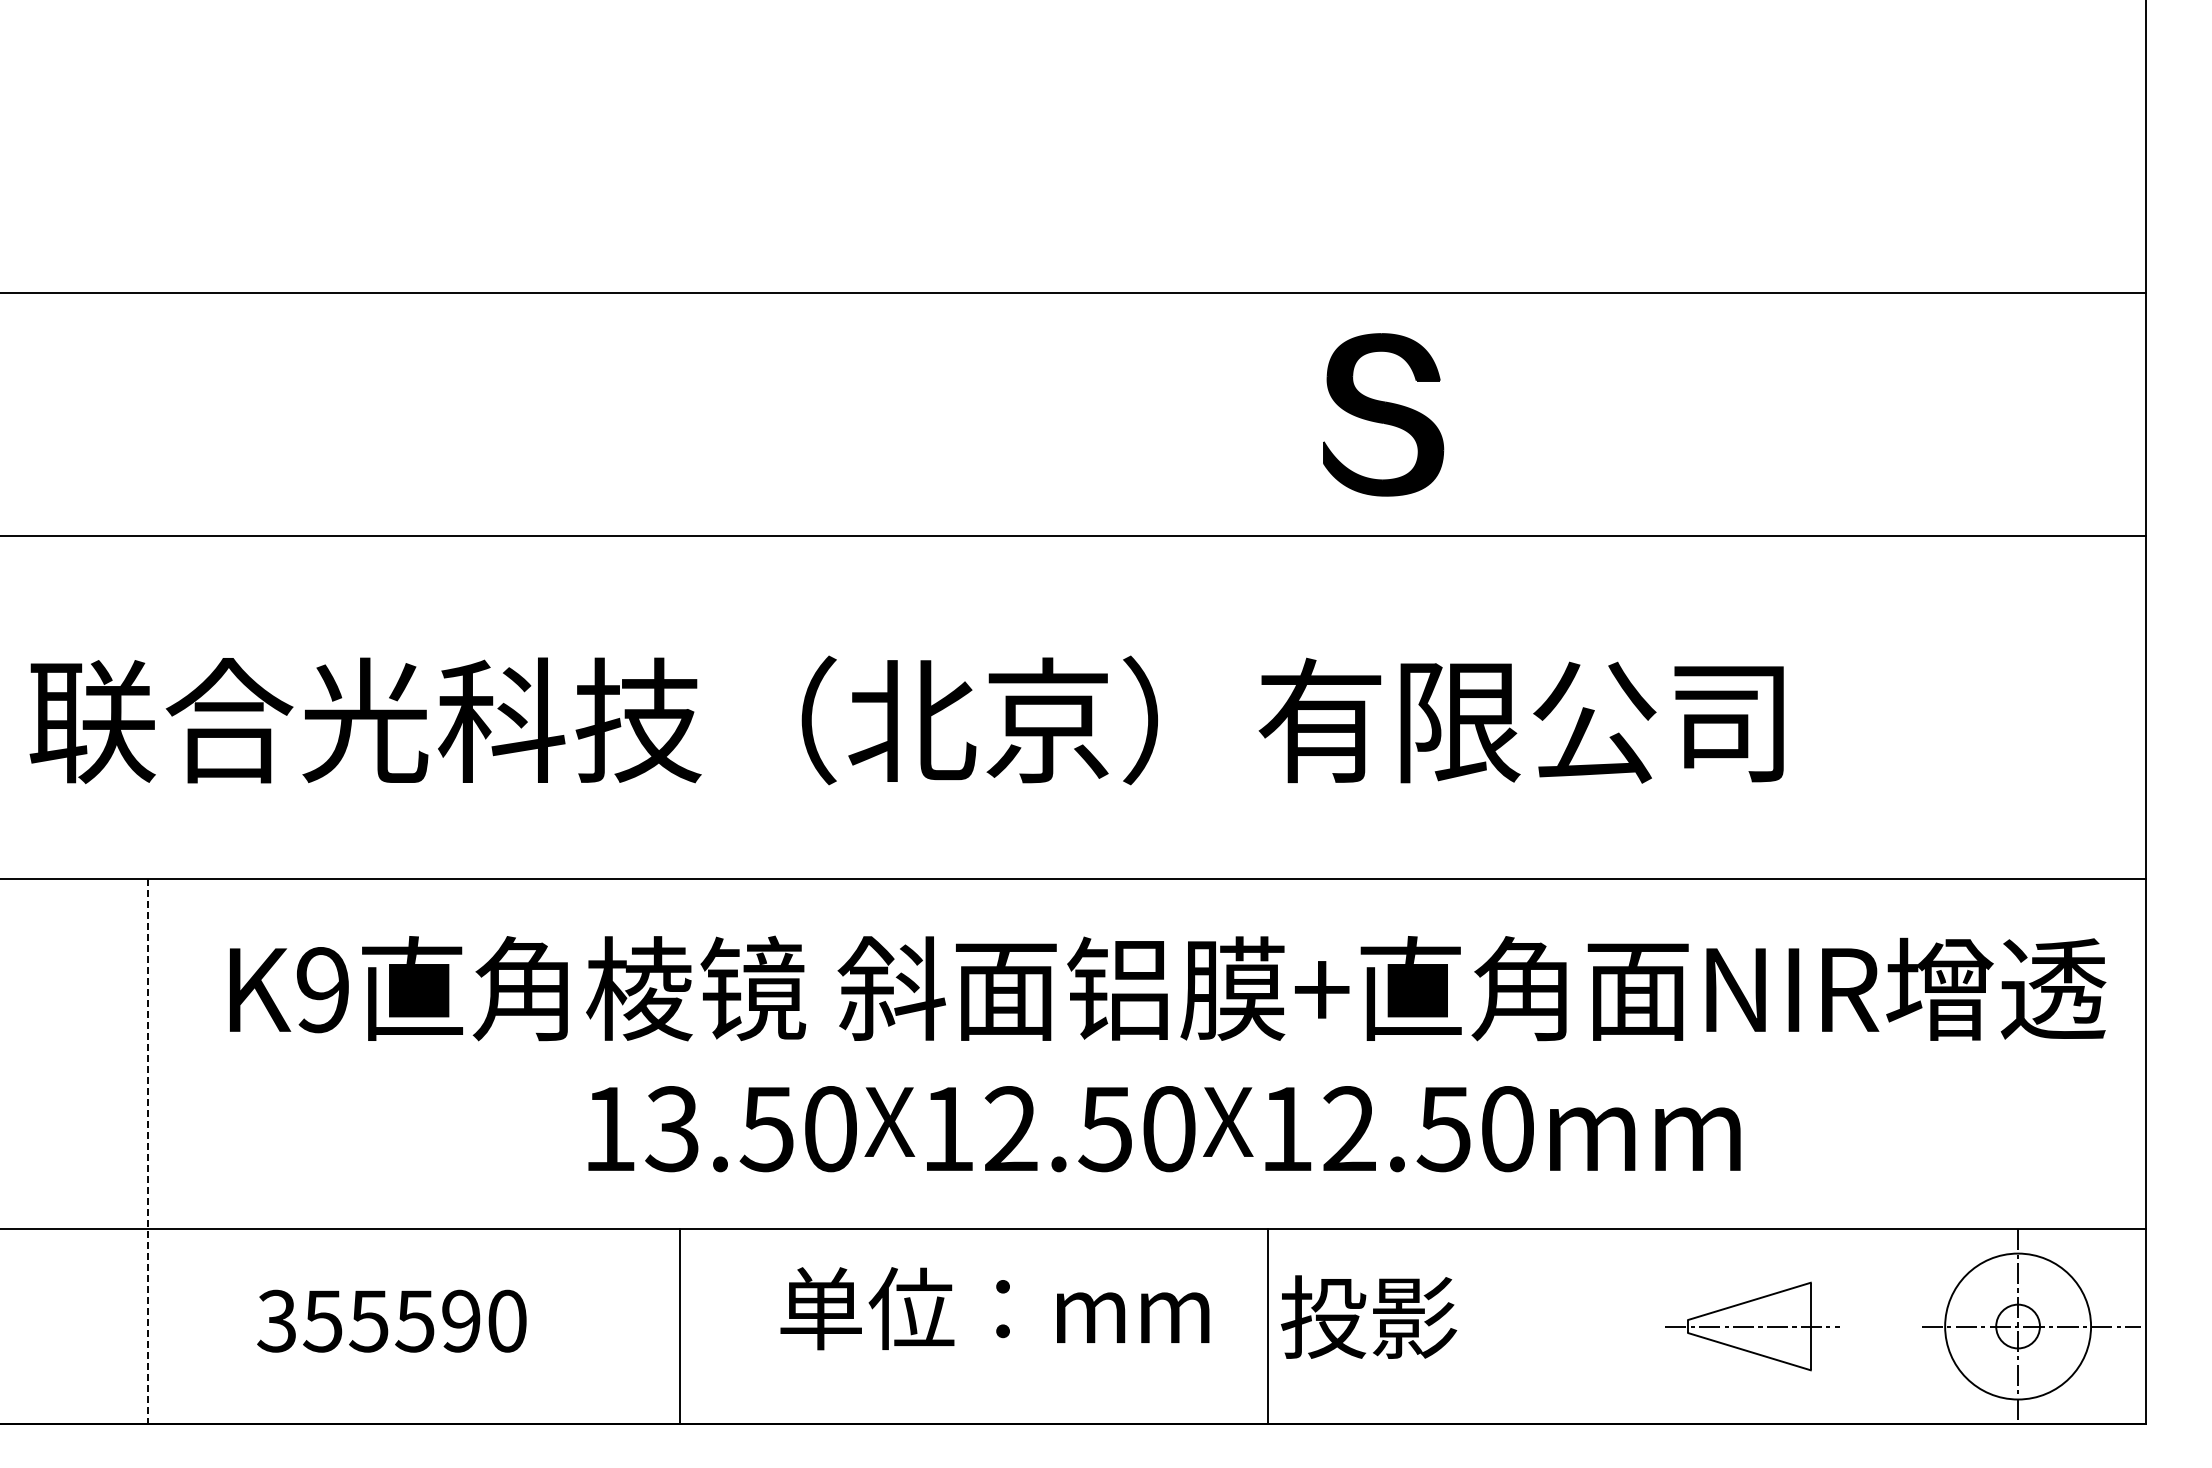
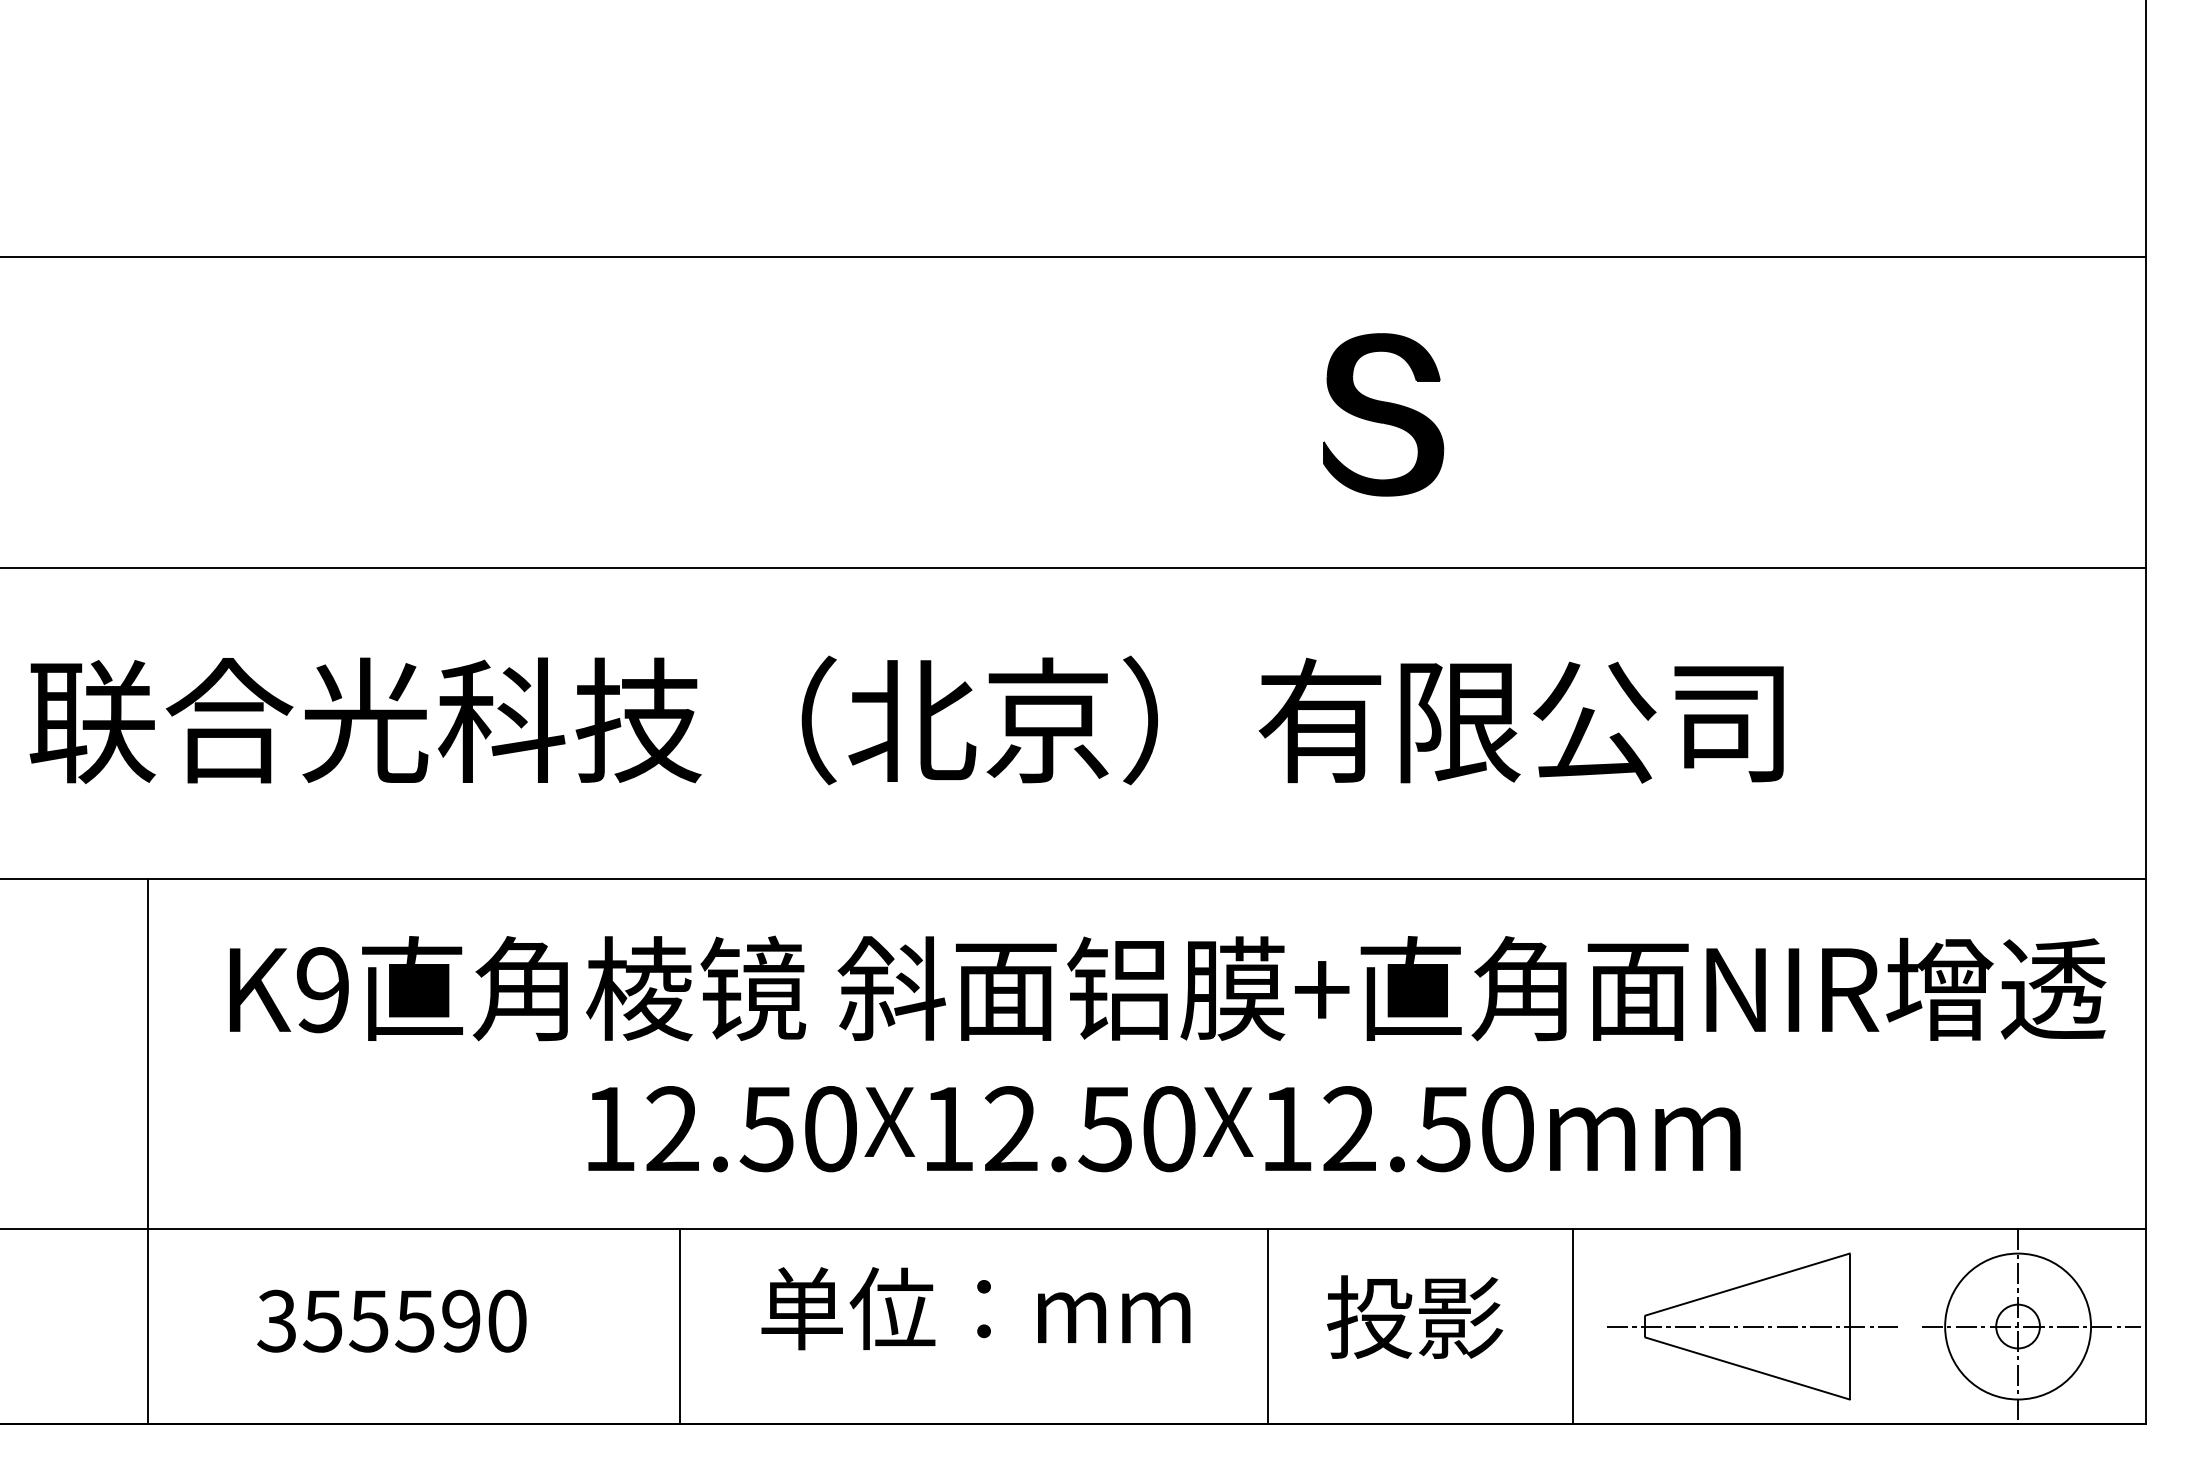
line position: (1073, 292) -> (1073, 256) (1073, 256)
line position: (1073, 535) -> (1073, 567) (1073, 567)
text: 13.50 -> 12.50 (671, 1129)
line: dashed -> solid (147, 1152)
text position: (994, 1308) -> (975, 1308) (975, 1308)
text position: (1369, 1316) -> (1415, 1316) (1415, 1316)
line: none -> present (1572, 1326)
part size: 175x91 px -> 291x149 px (1752, 1326)
